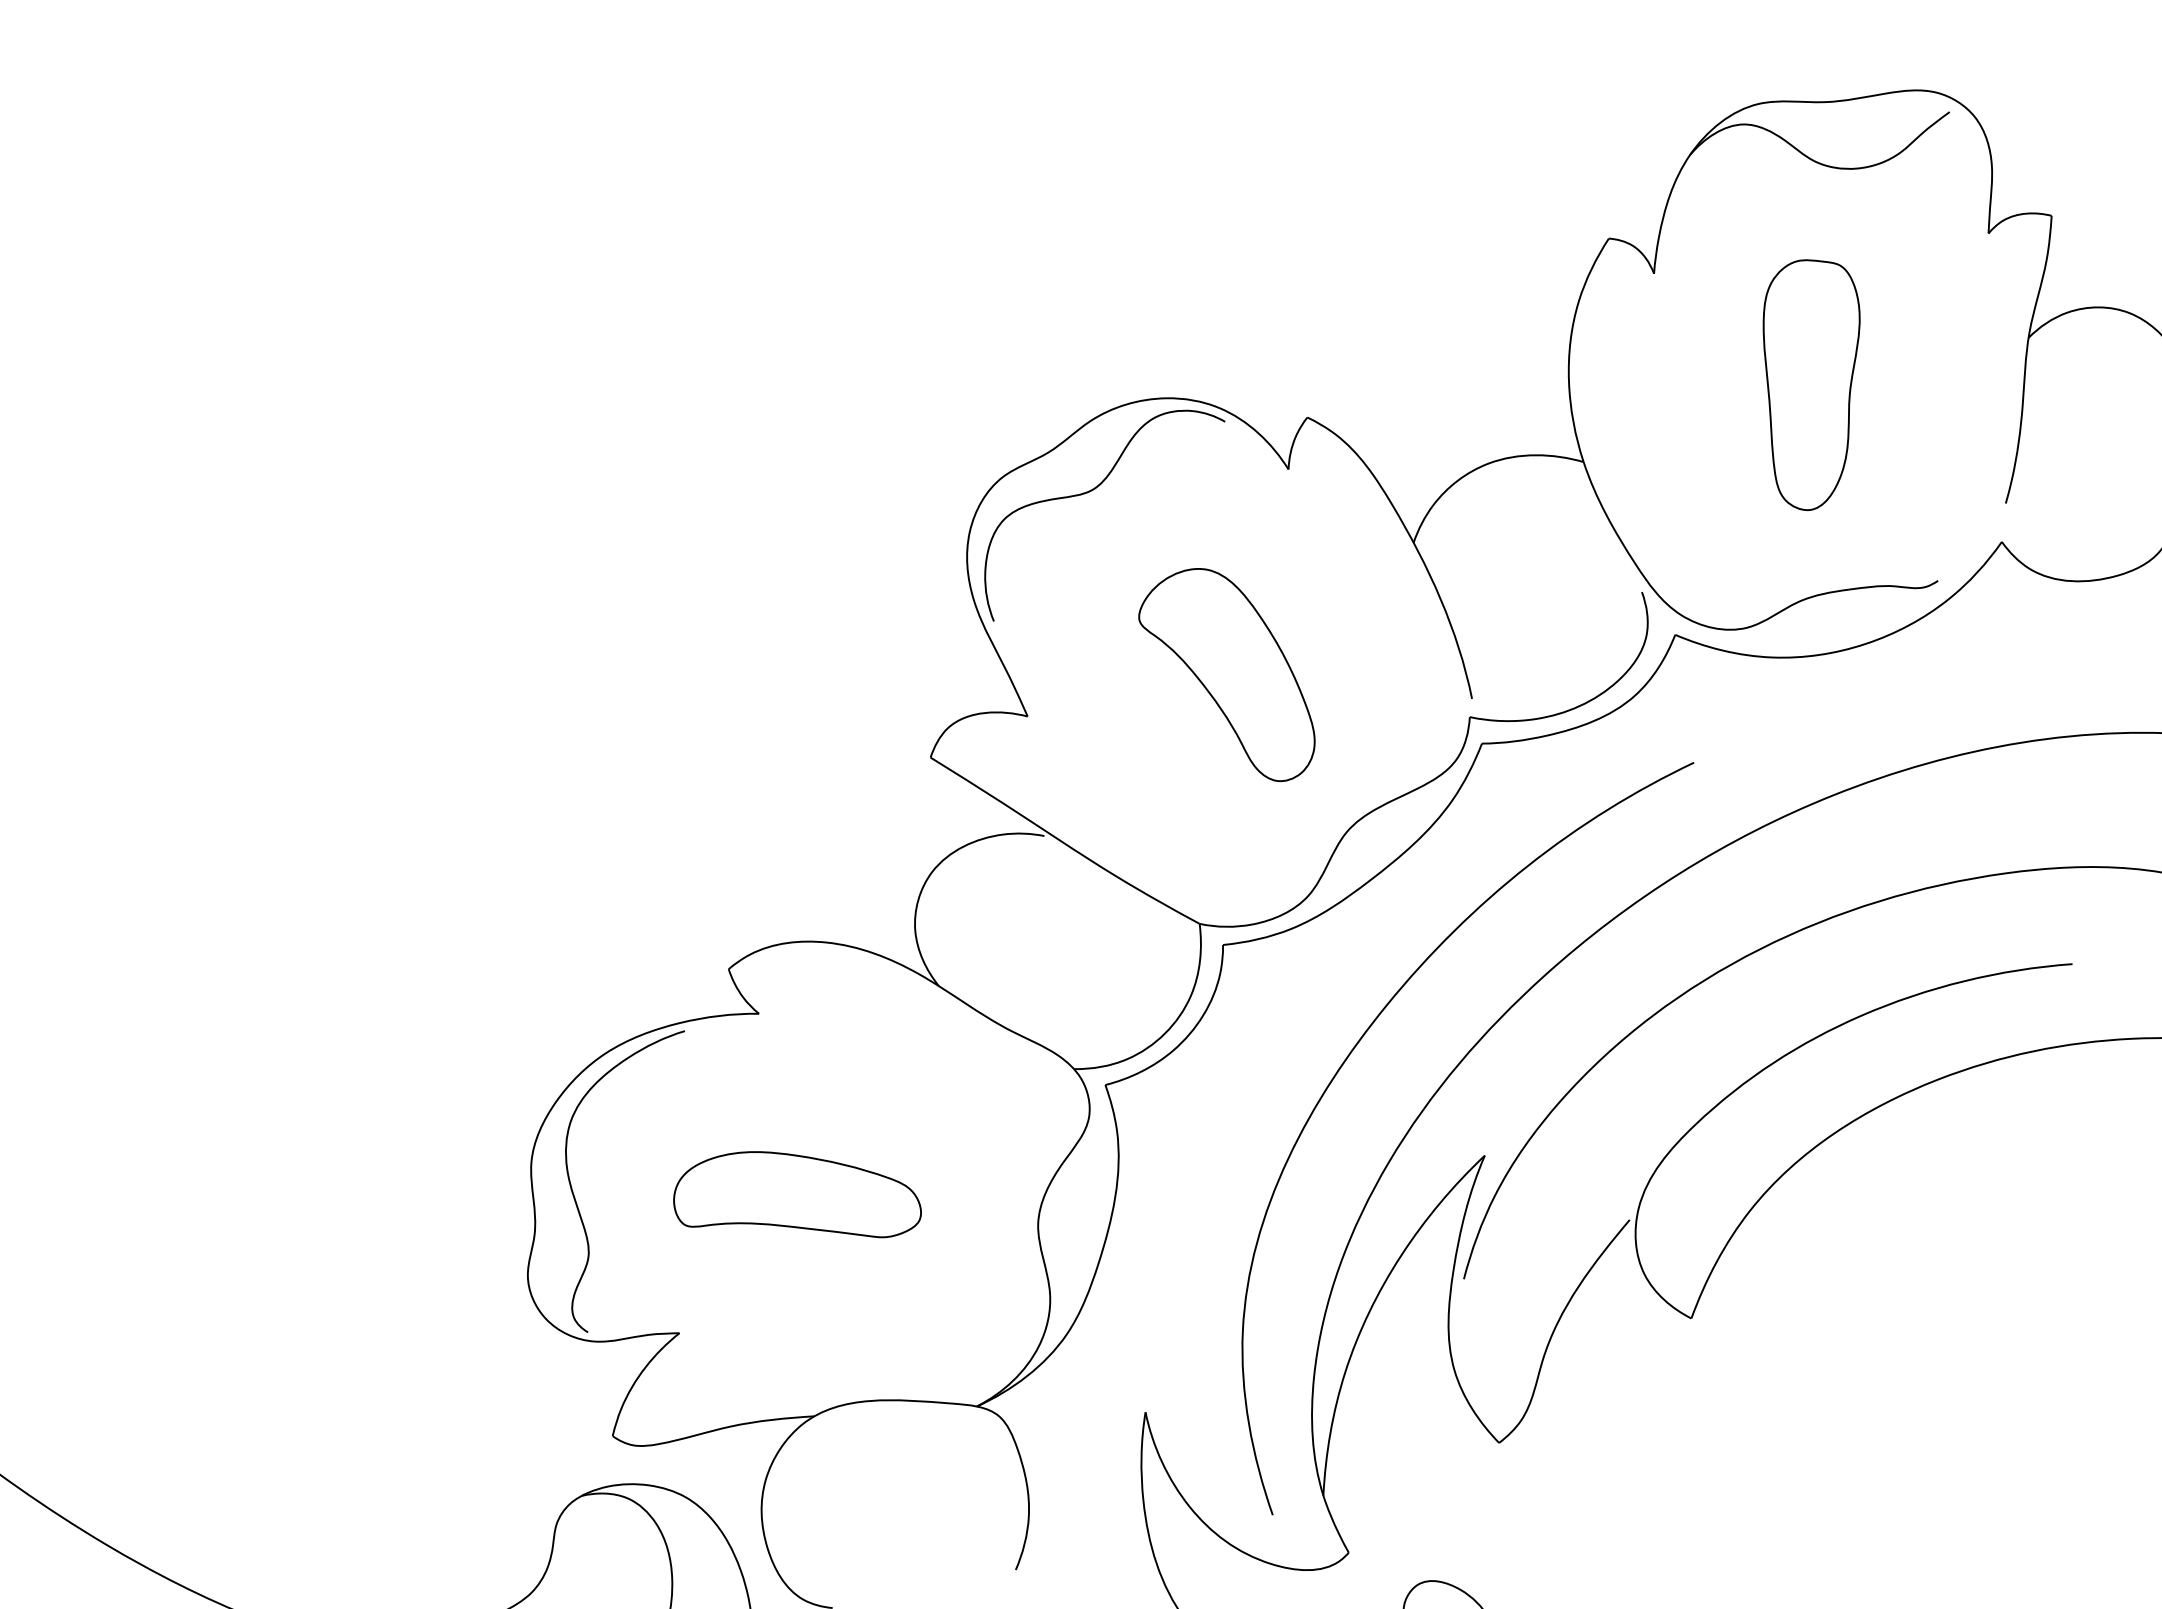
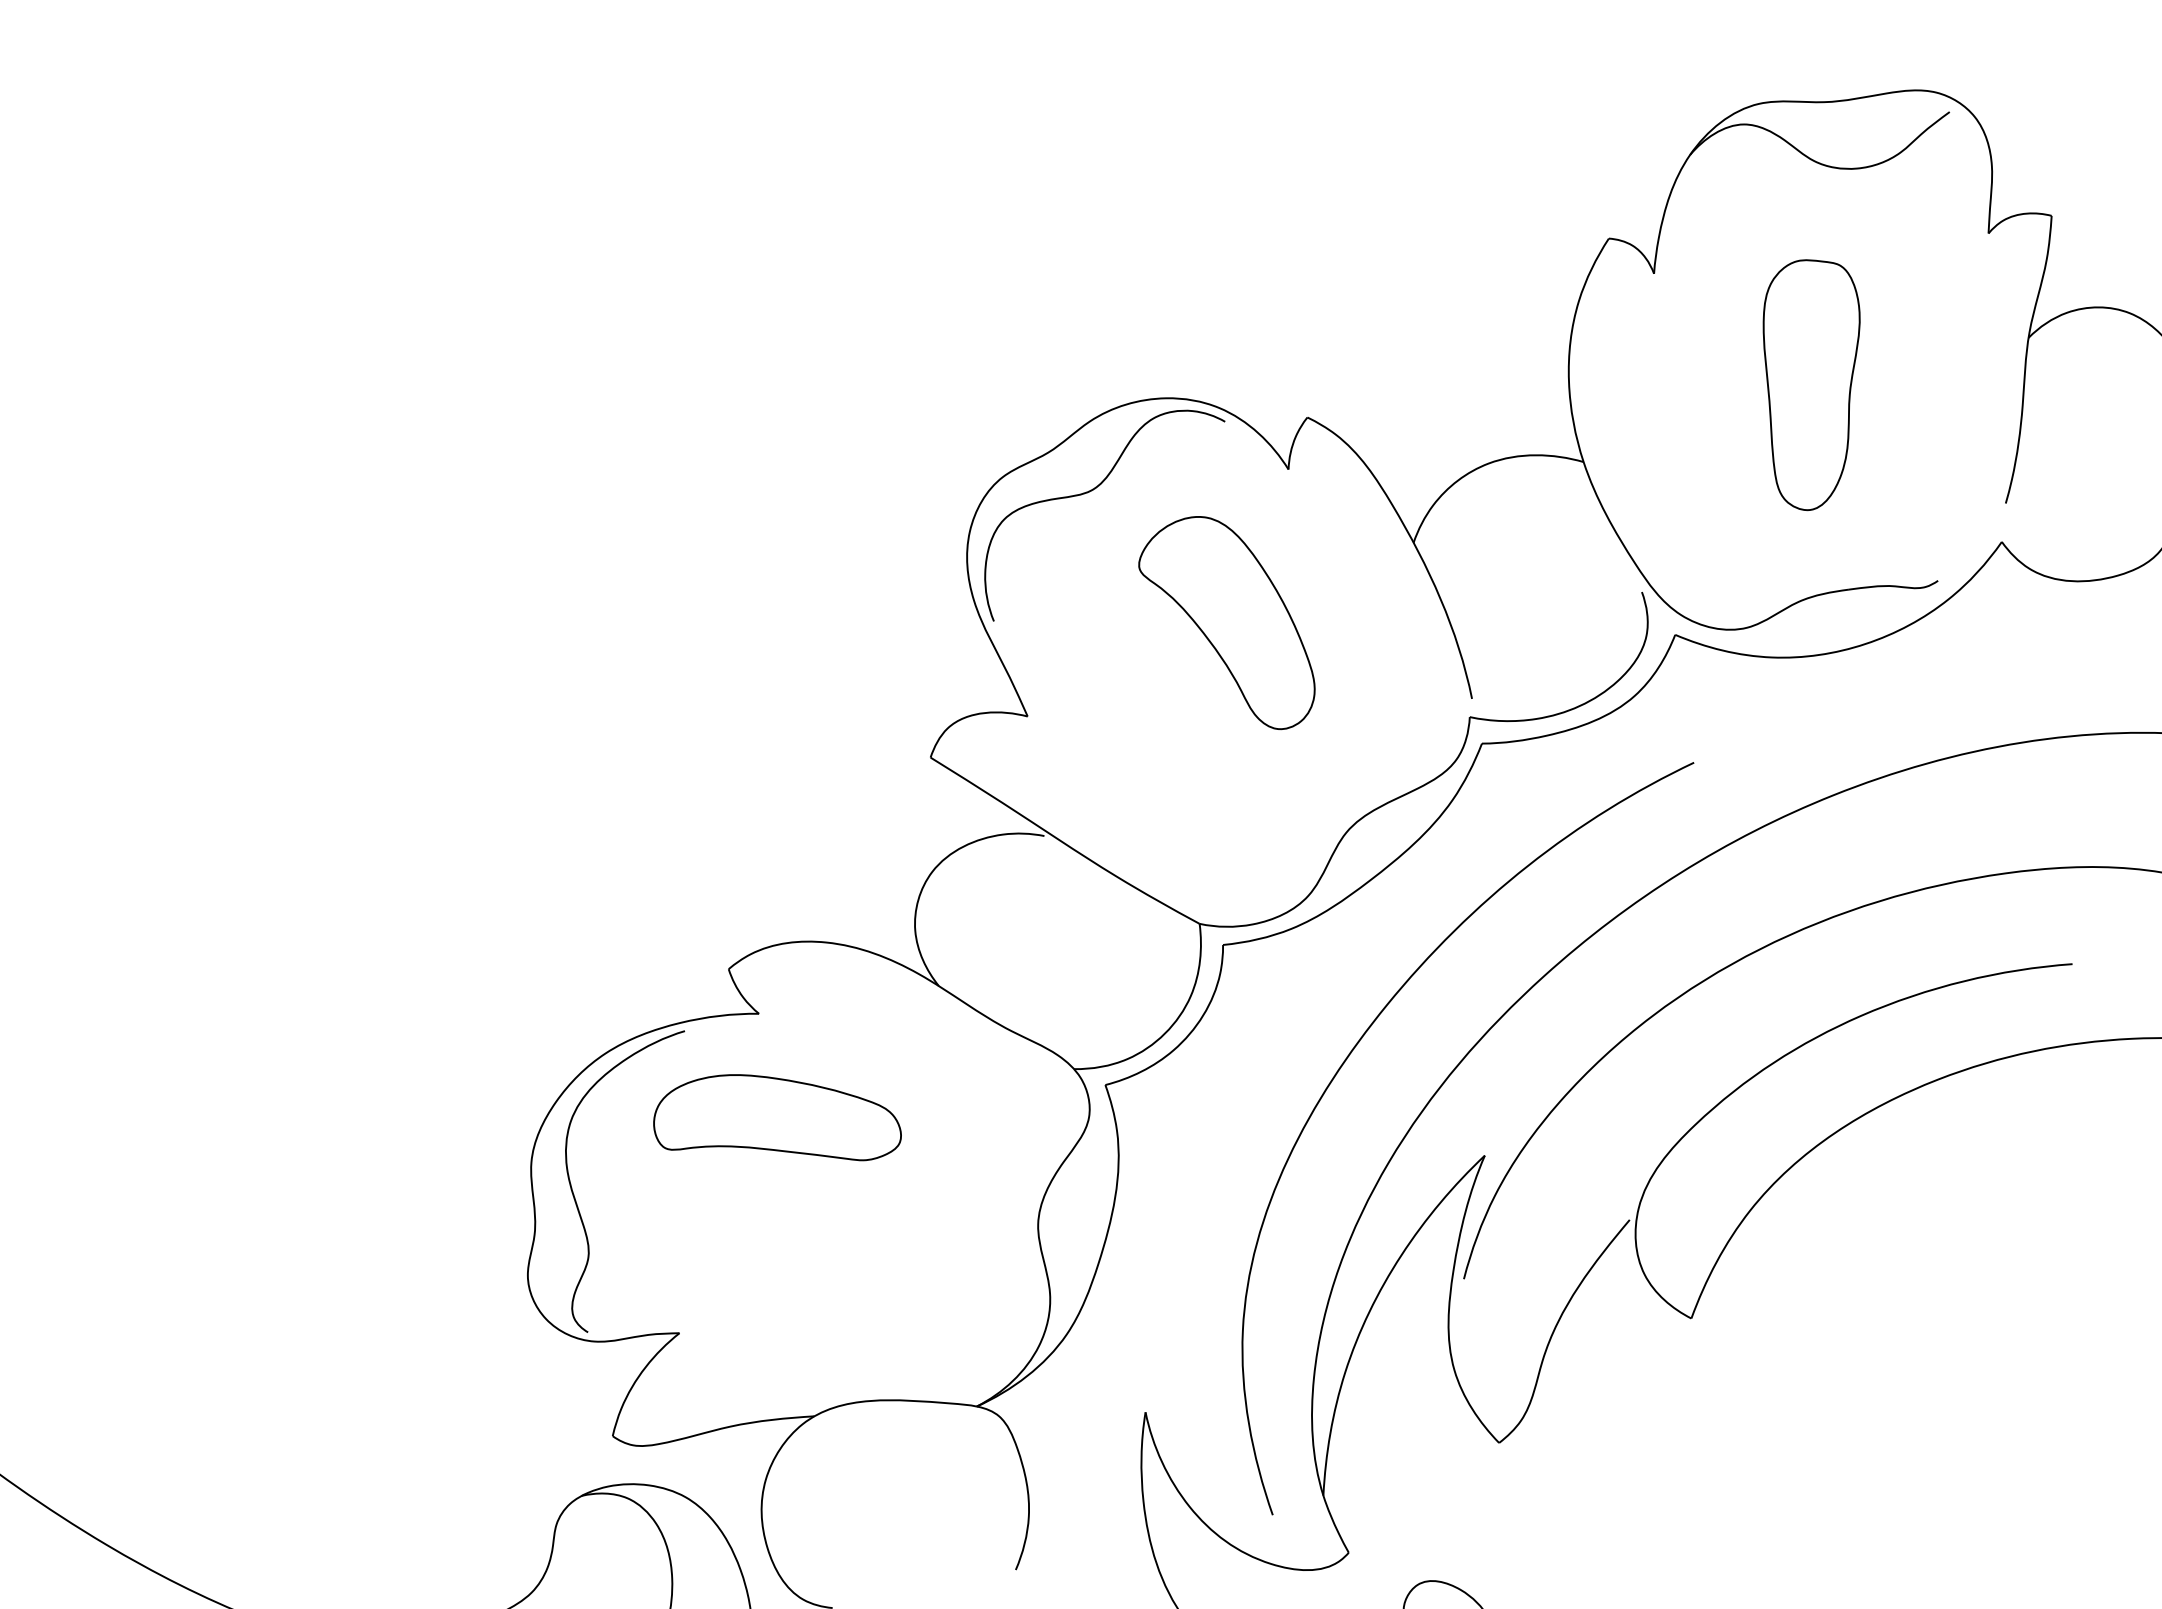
part position: (1226, 675) -> (1226, 623) (1226, 623)
part position: (797, 1194) -> (777, 1117) (777, 1117)
